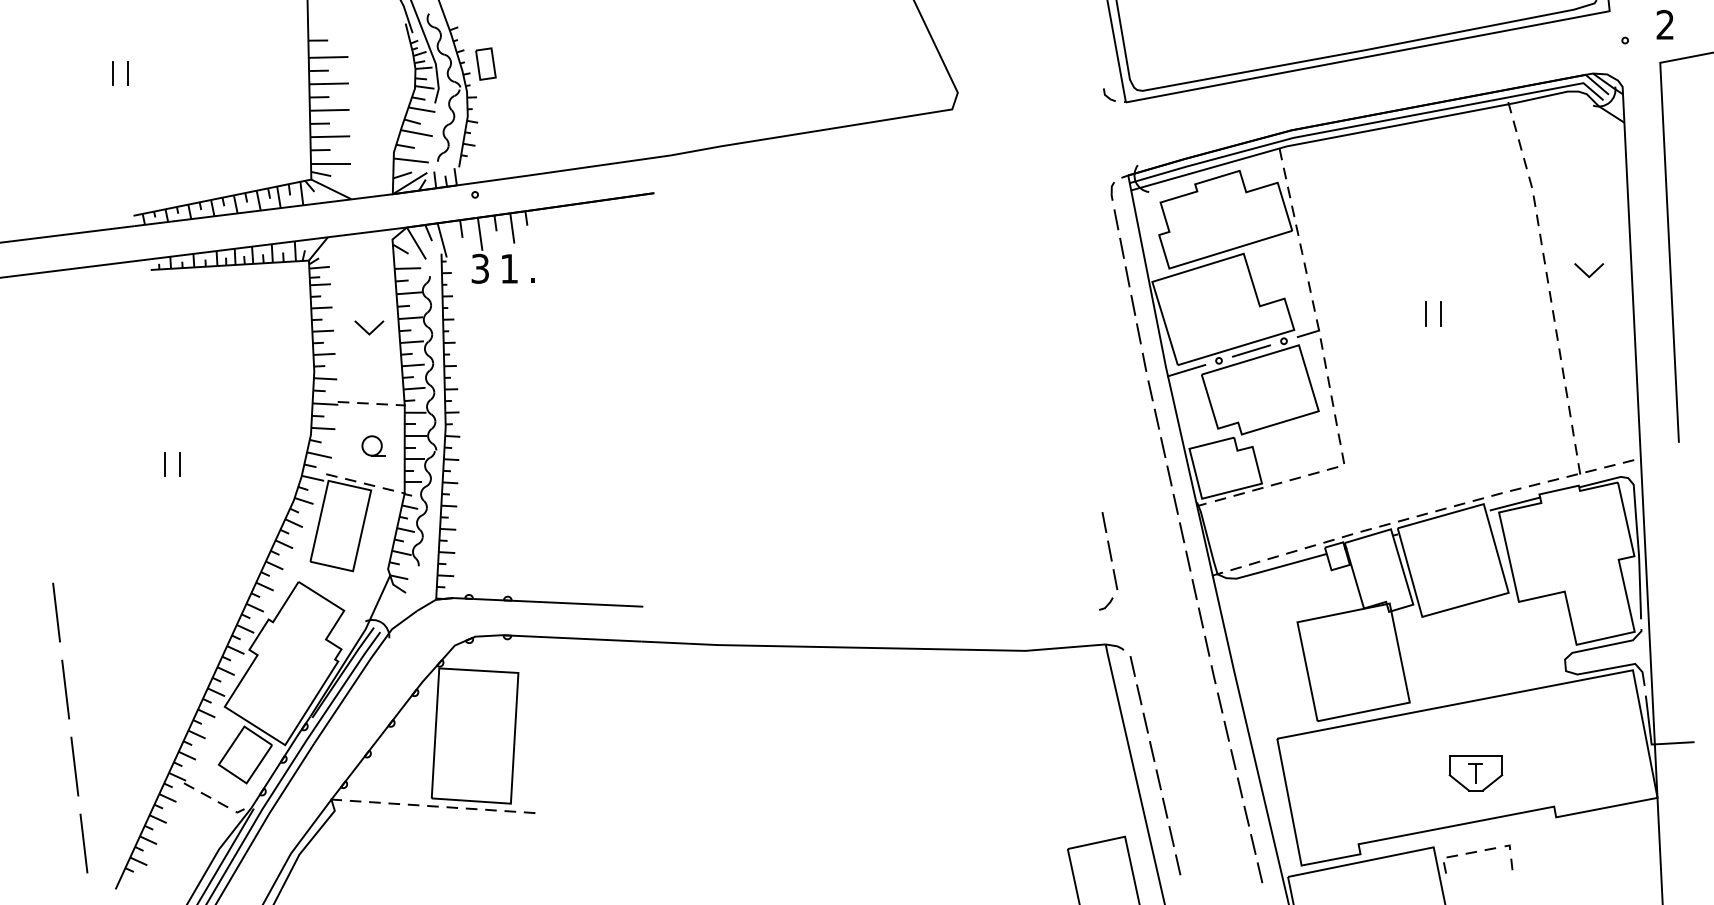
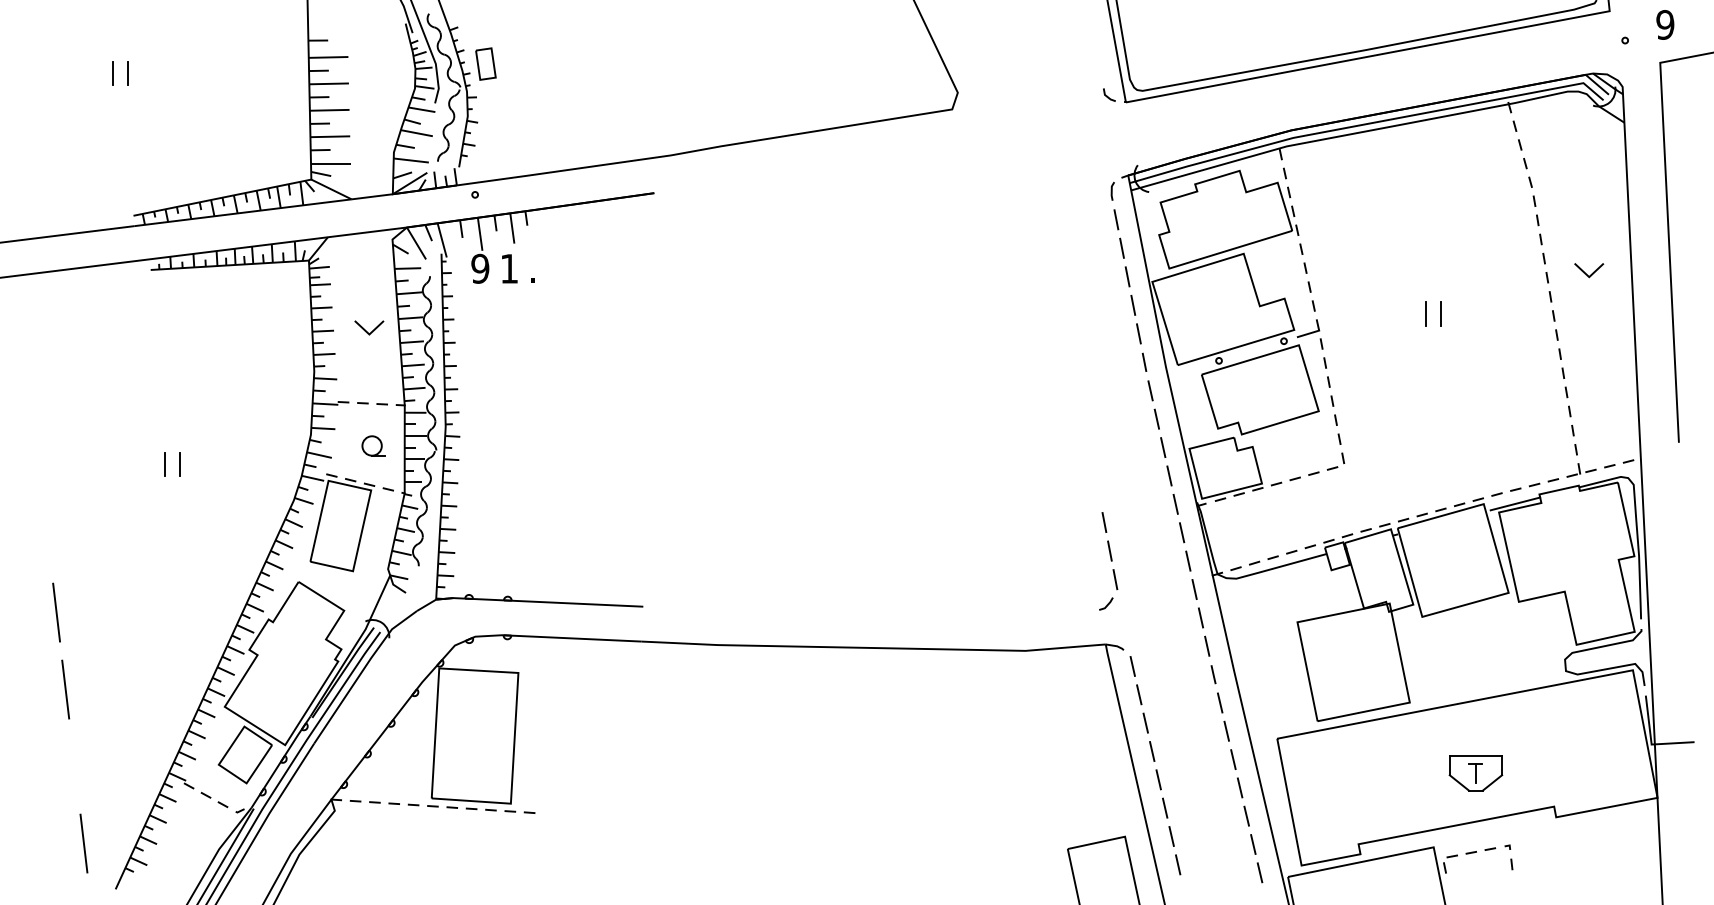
text: 2 -> 9 (1665, 24)
text: 3 -> 9 (480, 268)
line: present -> none (1251, 350)
line: present -> none (1186, 370)
line: present -> none (74, 766)
